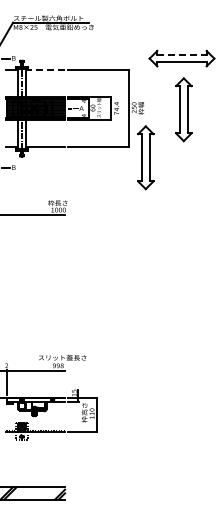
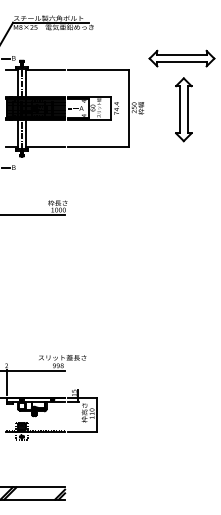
line: dashed -> solid (181, 54)
line: dashed -> solid (45, 70)
part: present -> none (145, 157)
